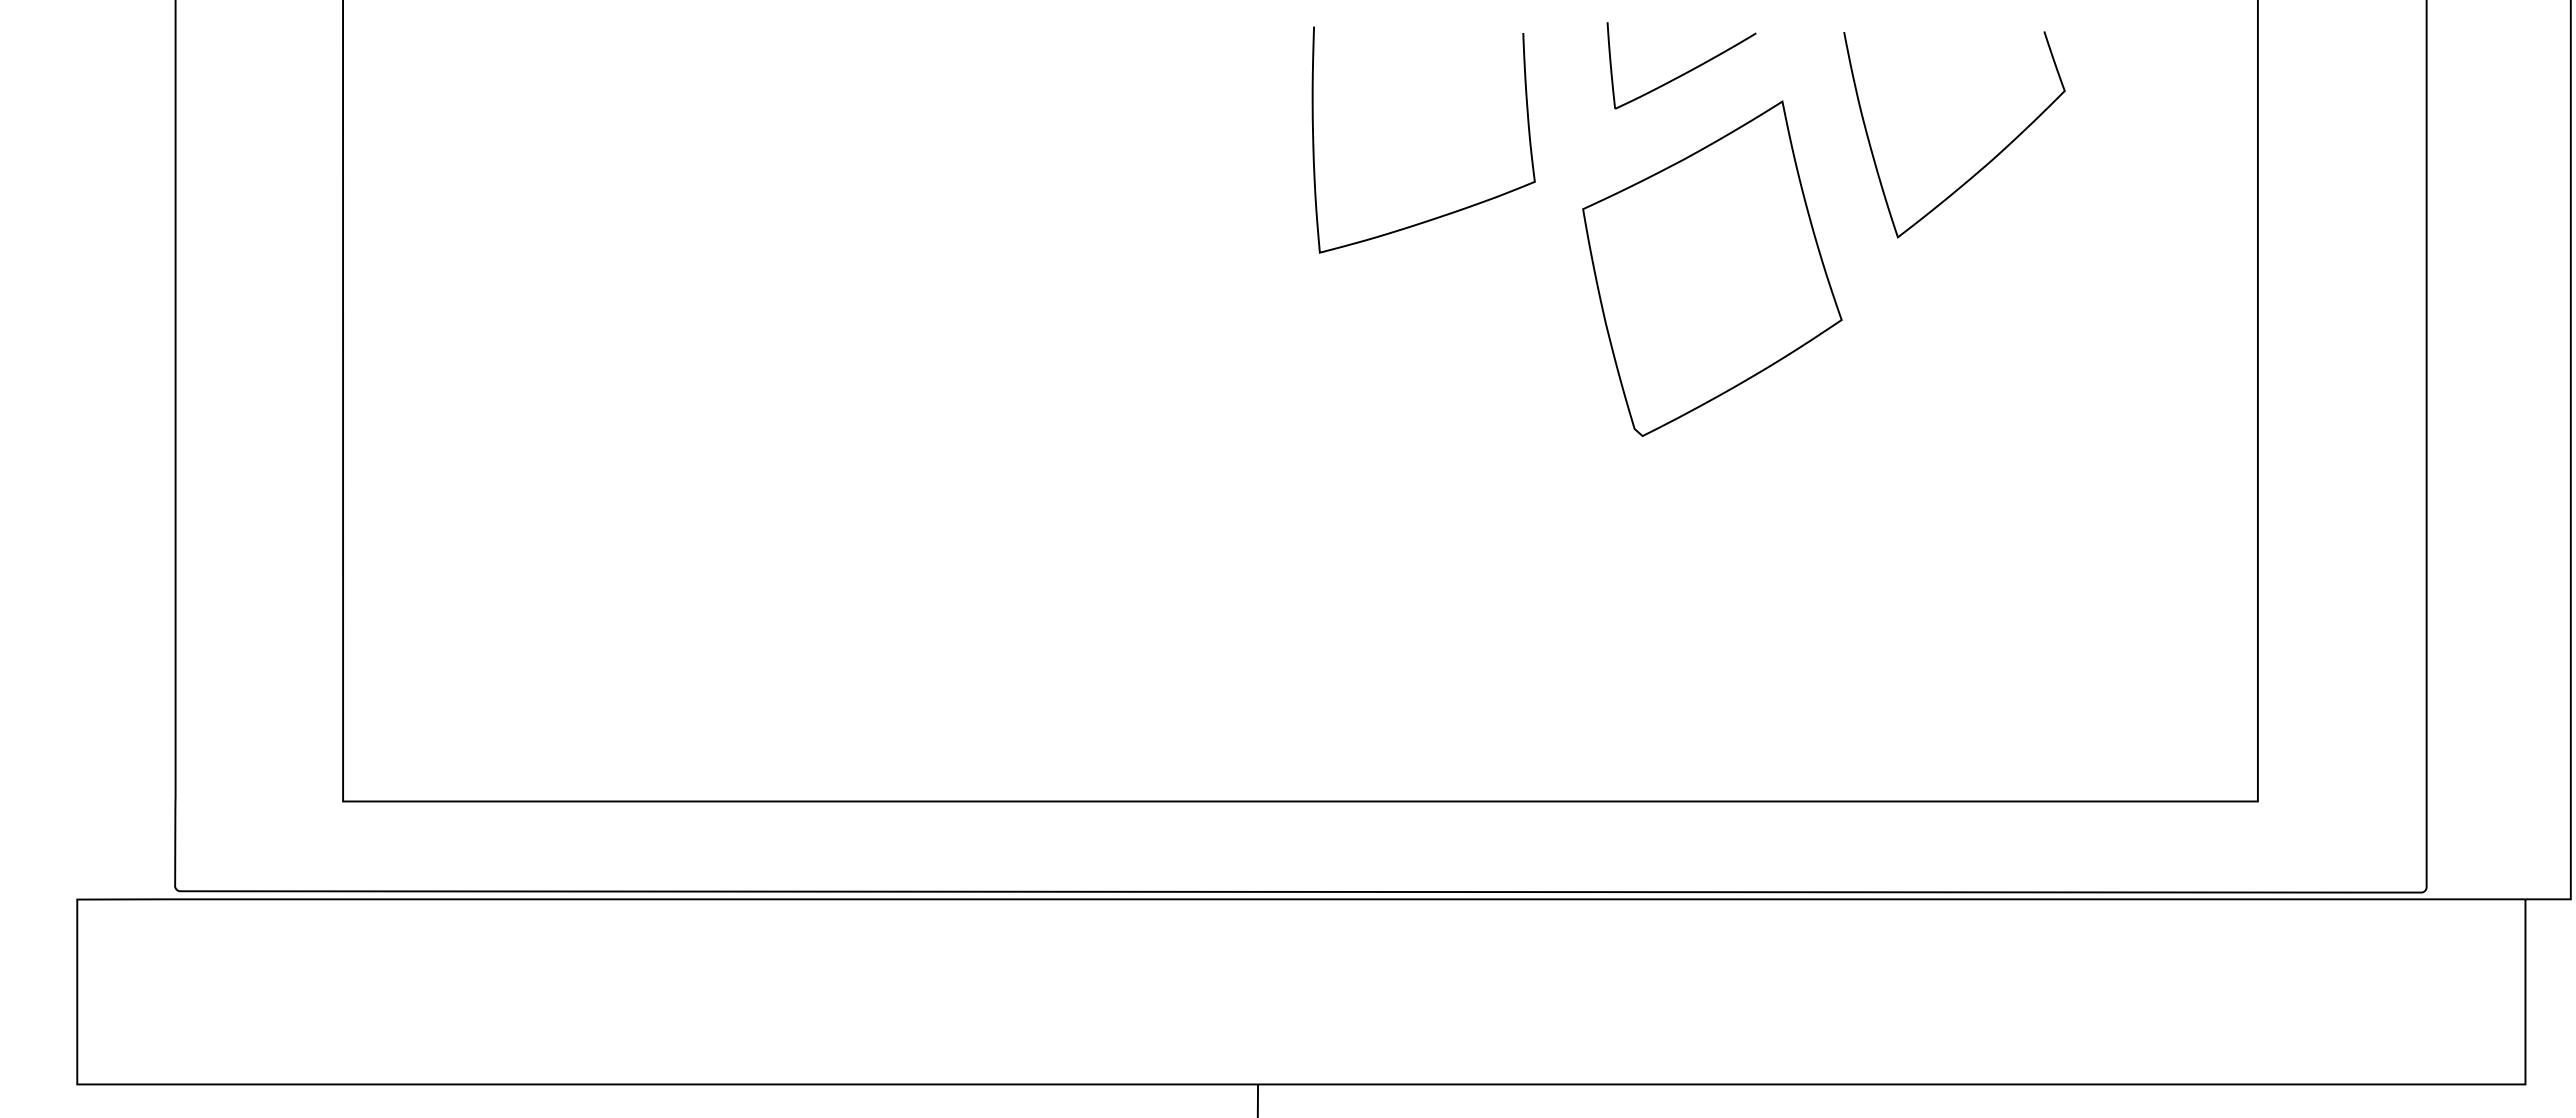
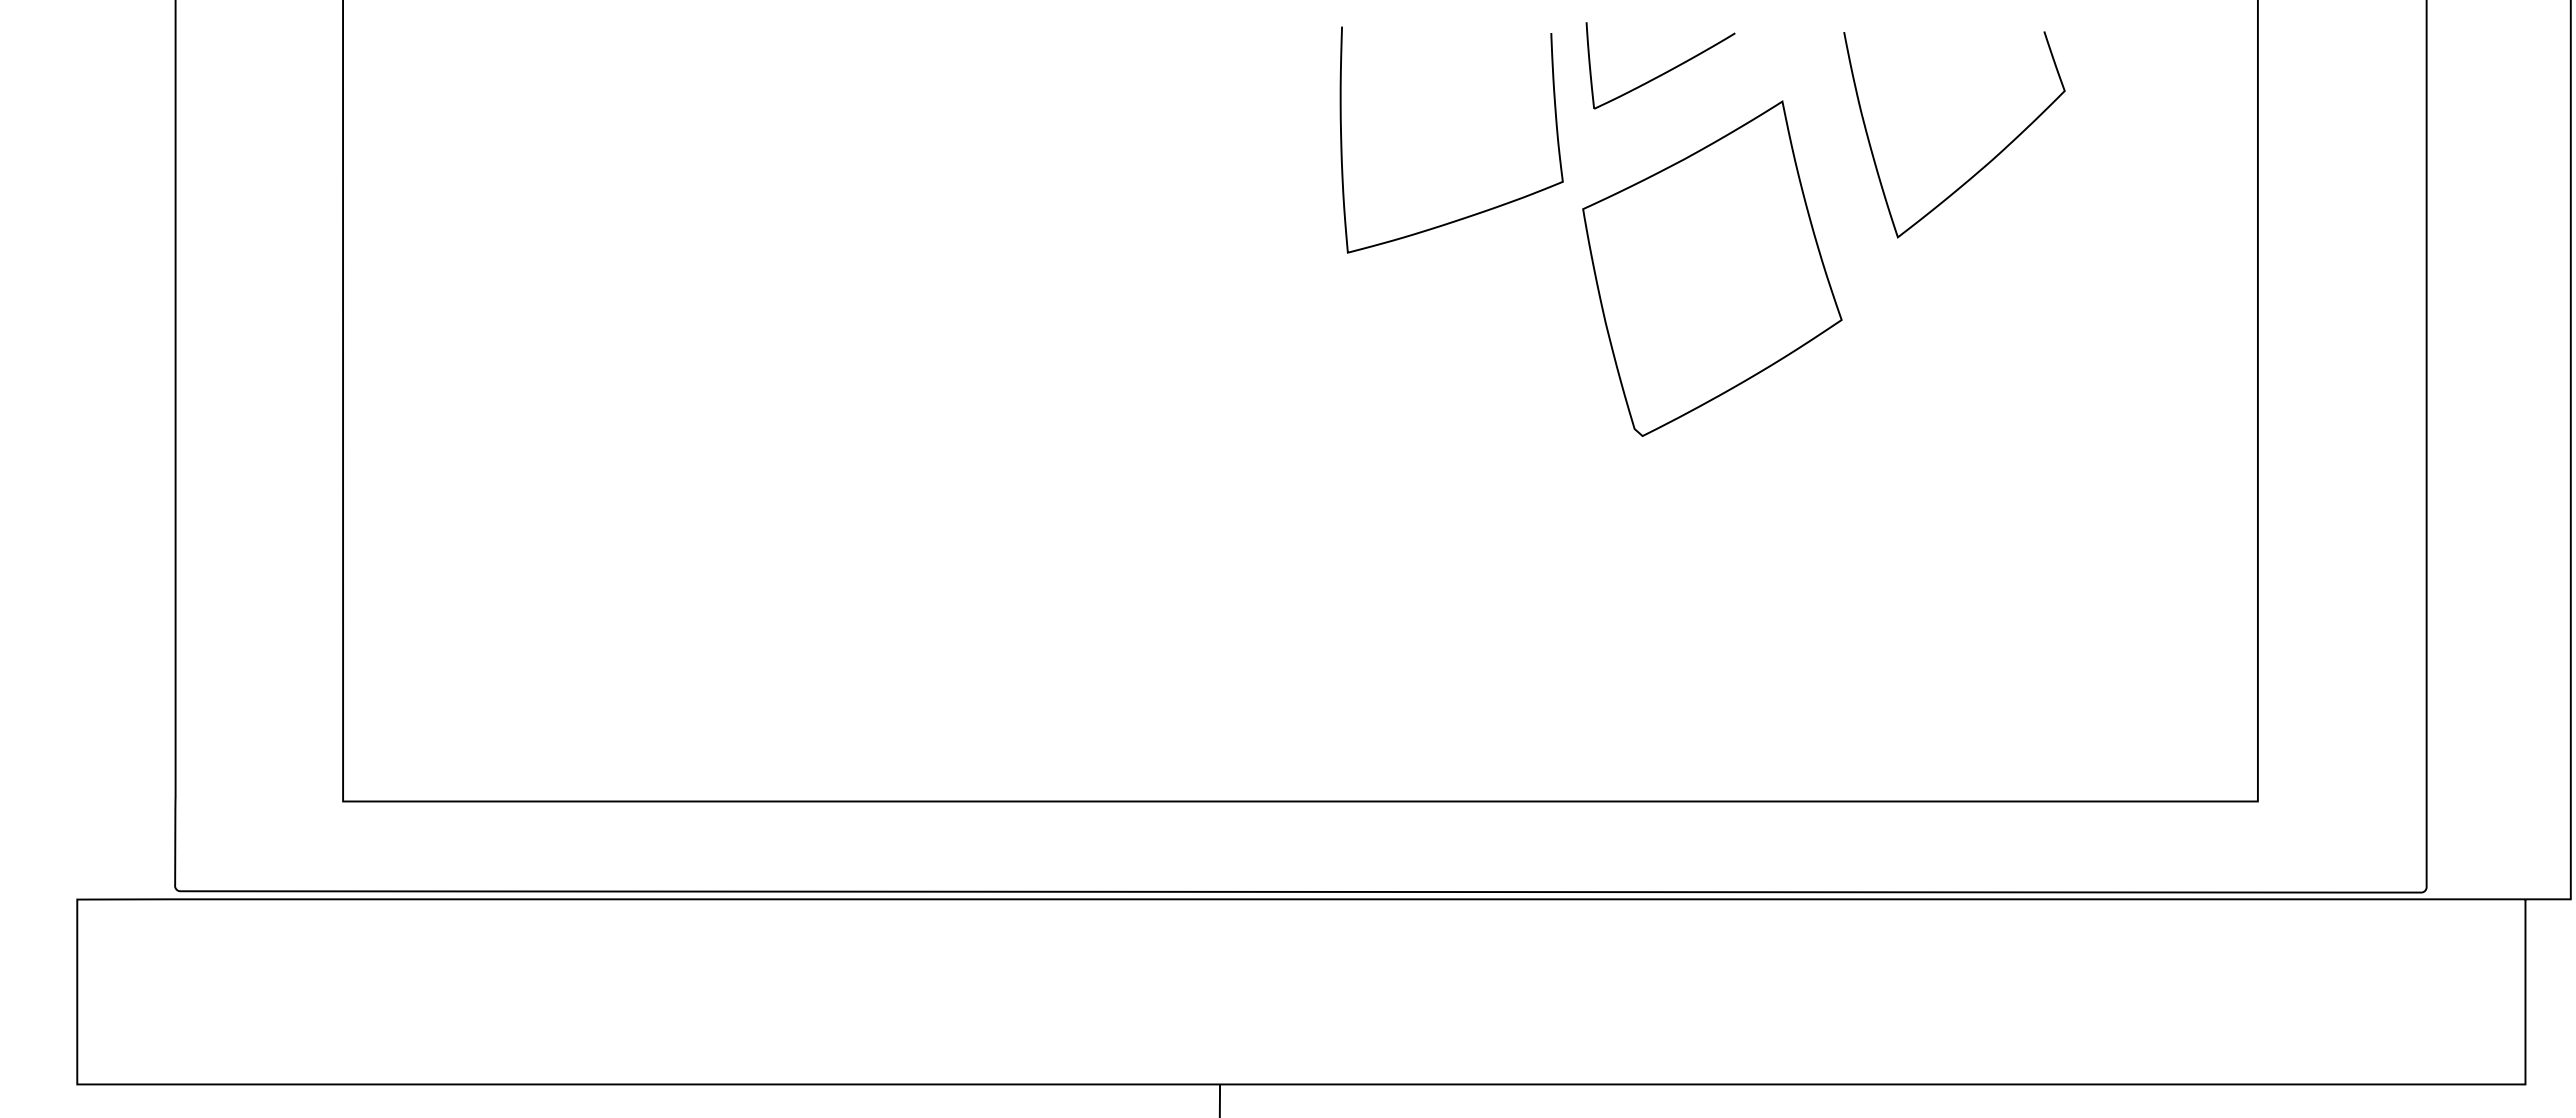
part position: (1686, 71) -> (1665, 71) (1665, 71)
curve position: (1449, 212) -> (1477, 212) (1477, 212)
line position: (1257, 1099) -> (1219, 1099) (1219, 1099)
